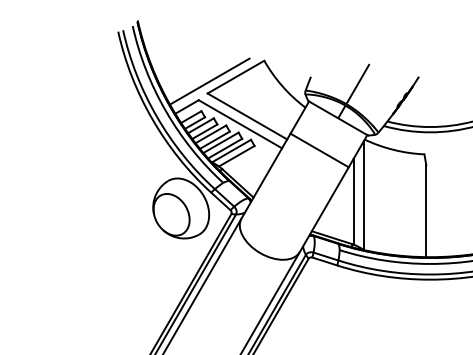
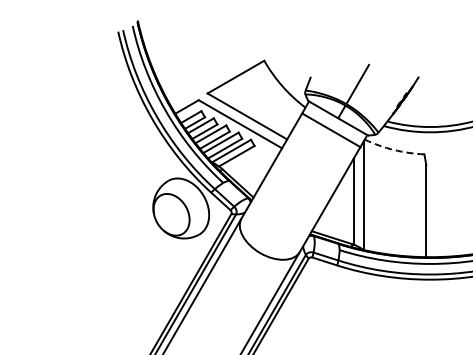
line: present -> none (209, 81)
arc: solid -> dashed (393, 149)
line position: (319, 150) -> (331, 130) (331, 130)
